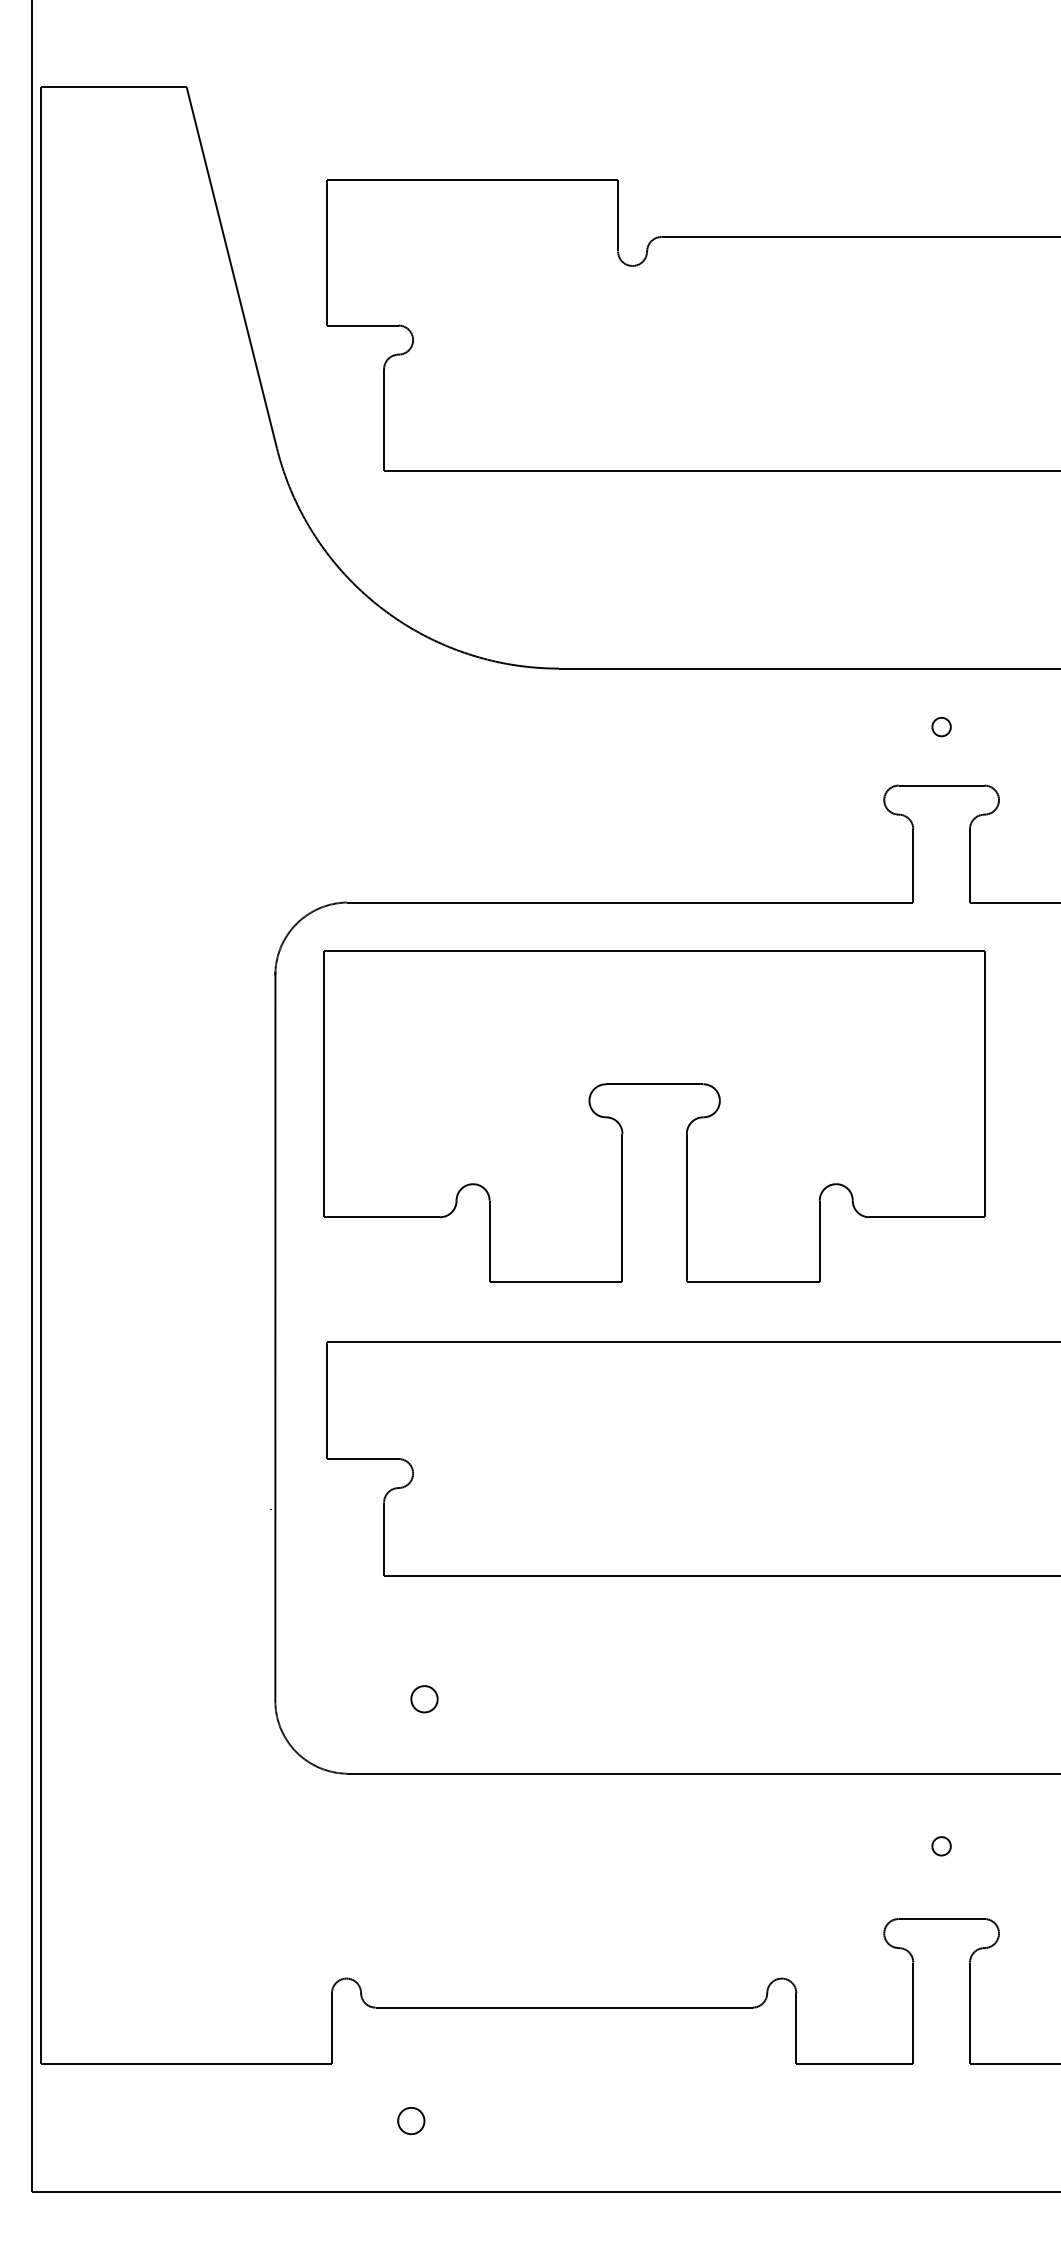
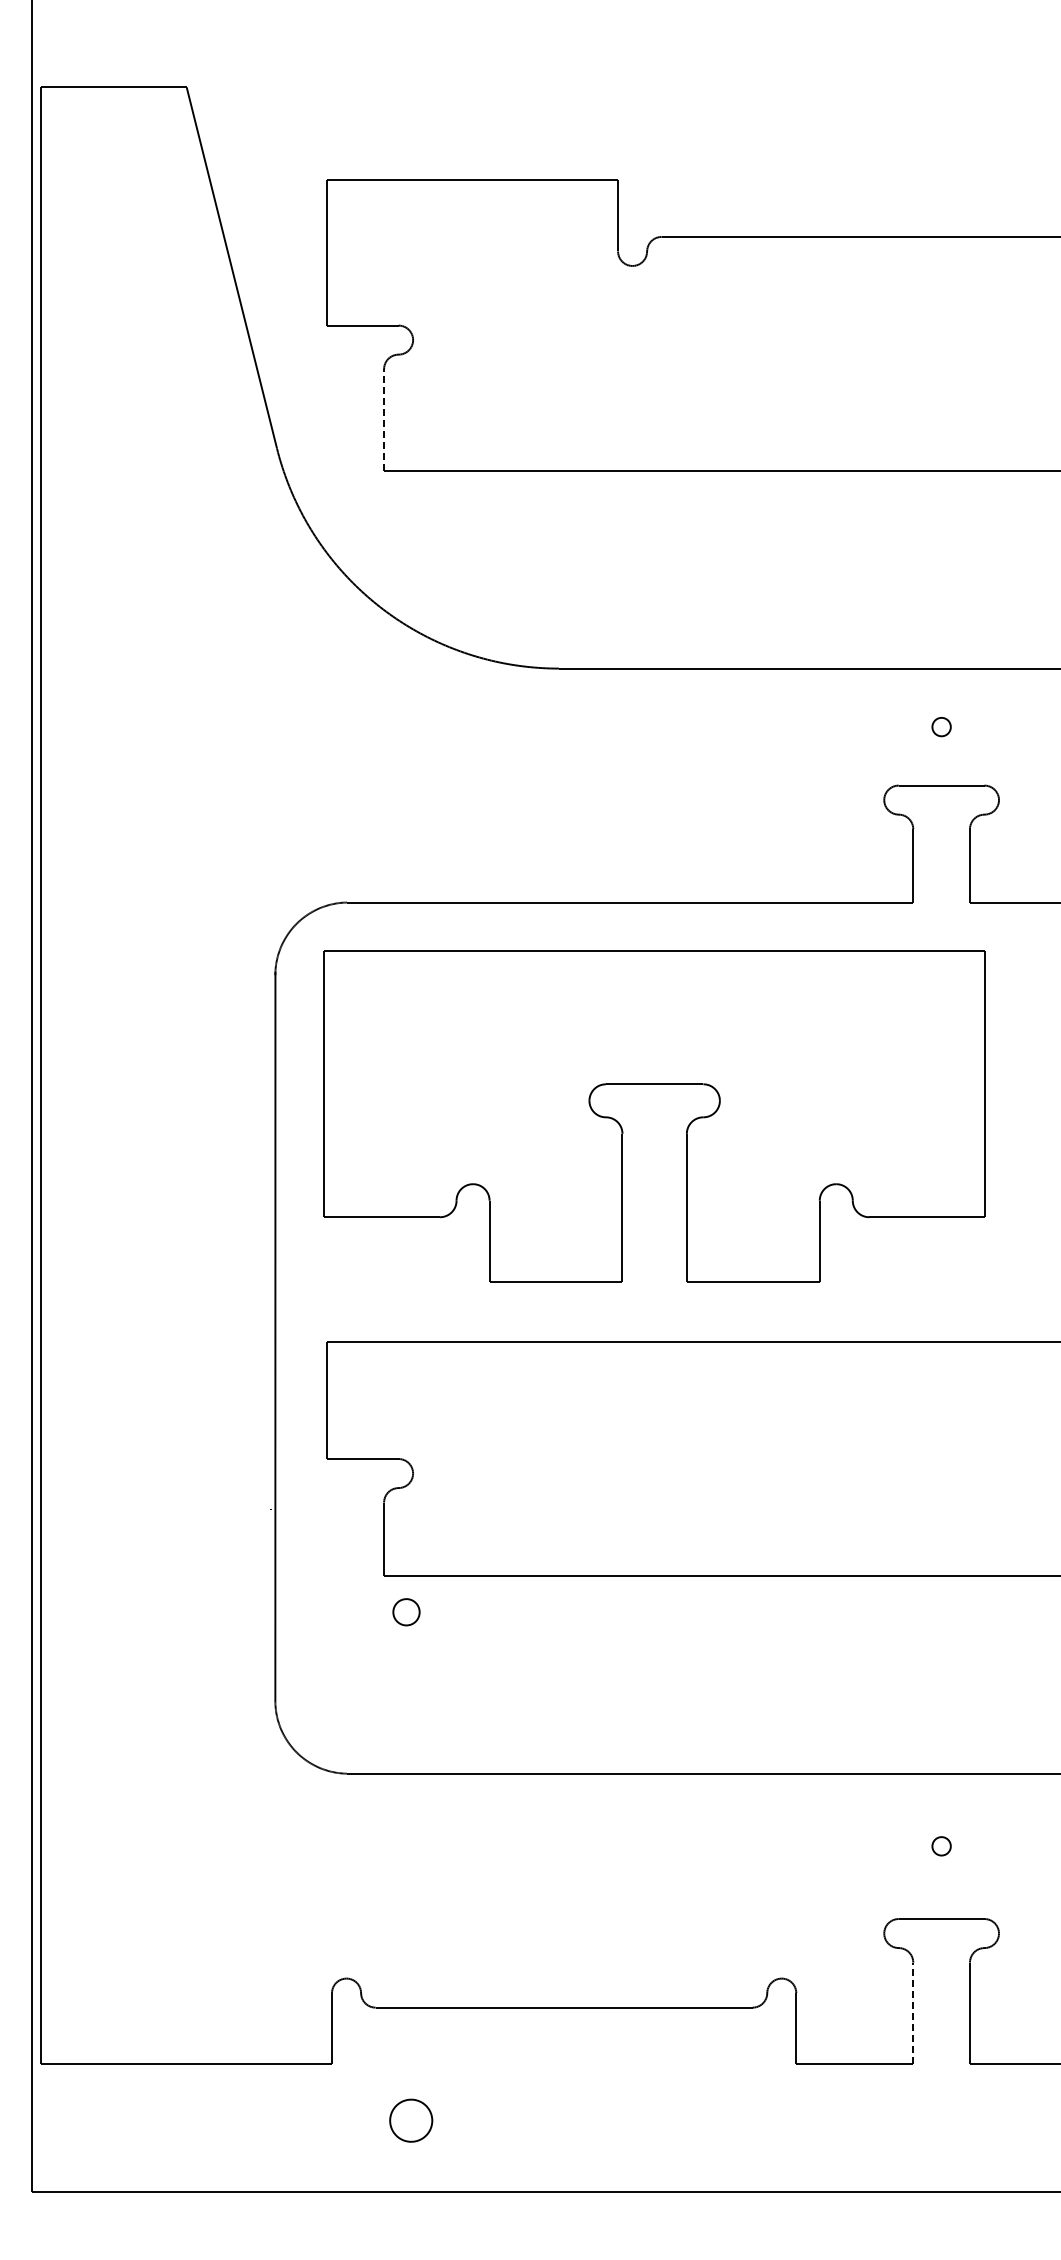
line: solid -> dashed (384, 420)
part position: (424, 1699) -> (406, 1612) (406, 1612)
line: solid -> dashed (913, 2013)
part size: 29x29 px -> 45x45 px (411, 2120)
